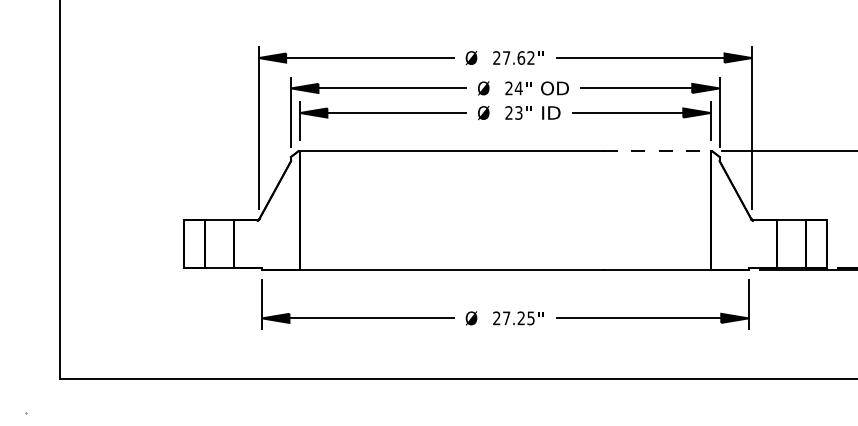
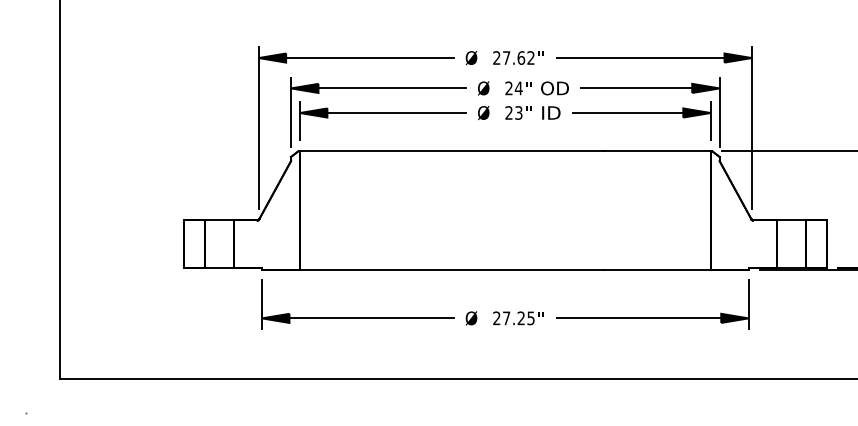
line: dashed -> solid (657, 151)
